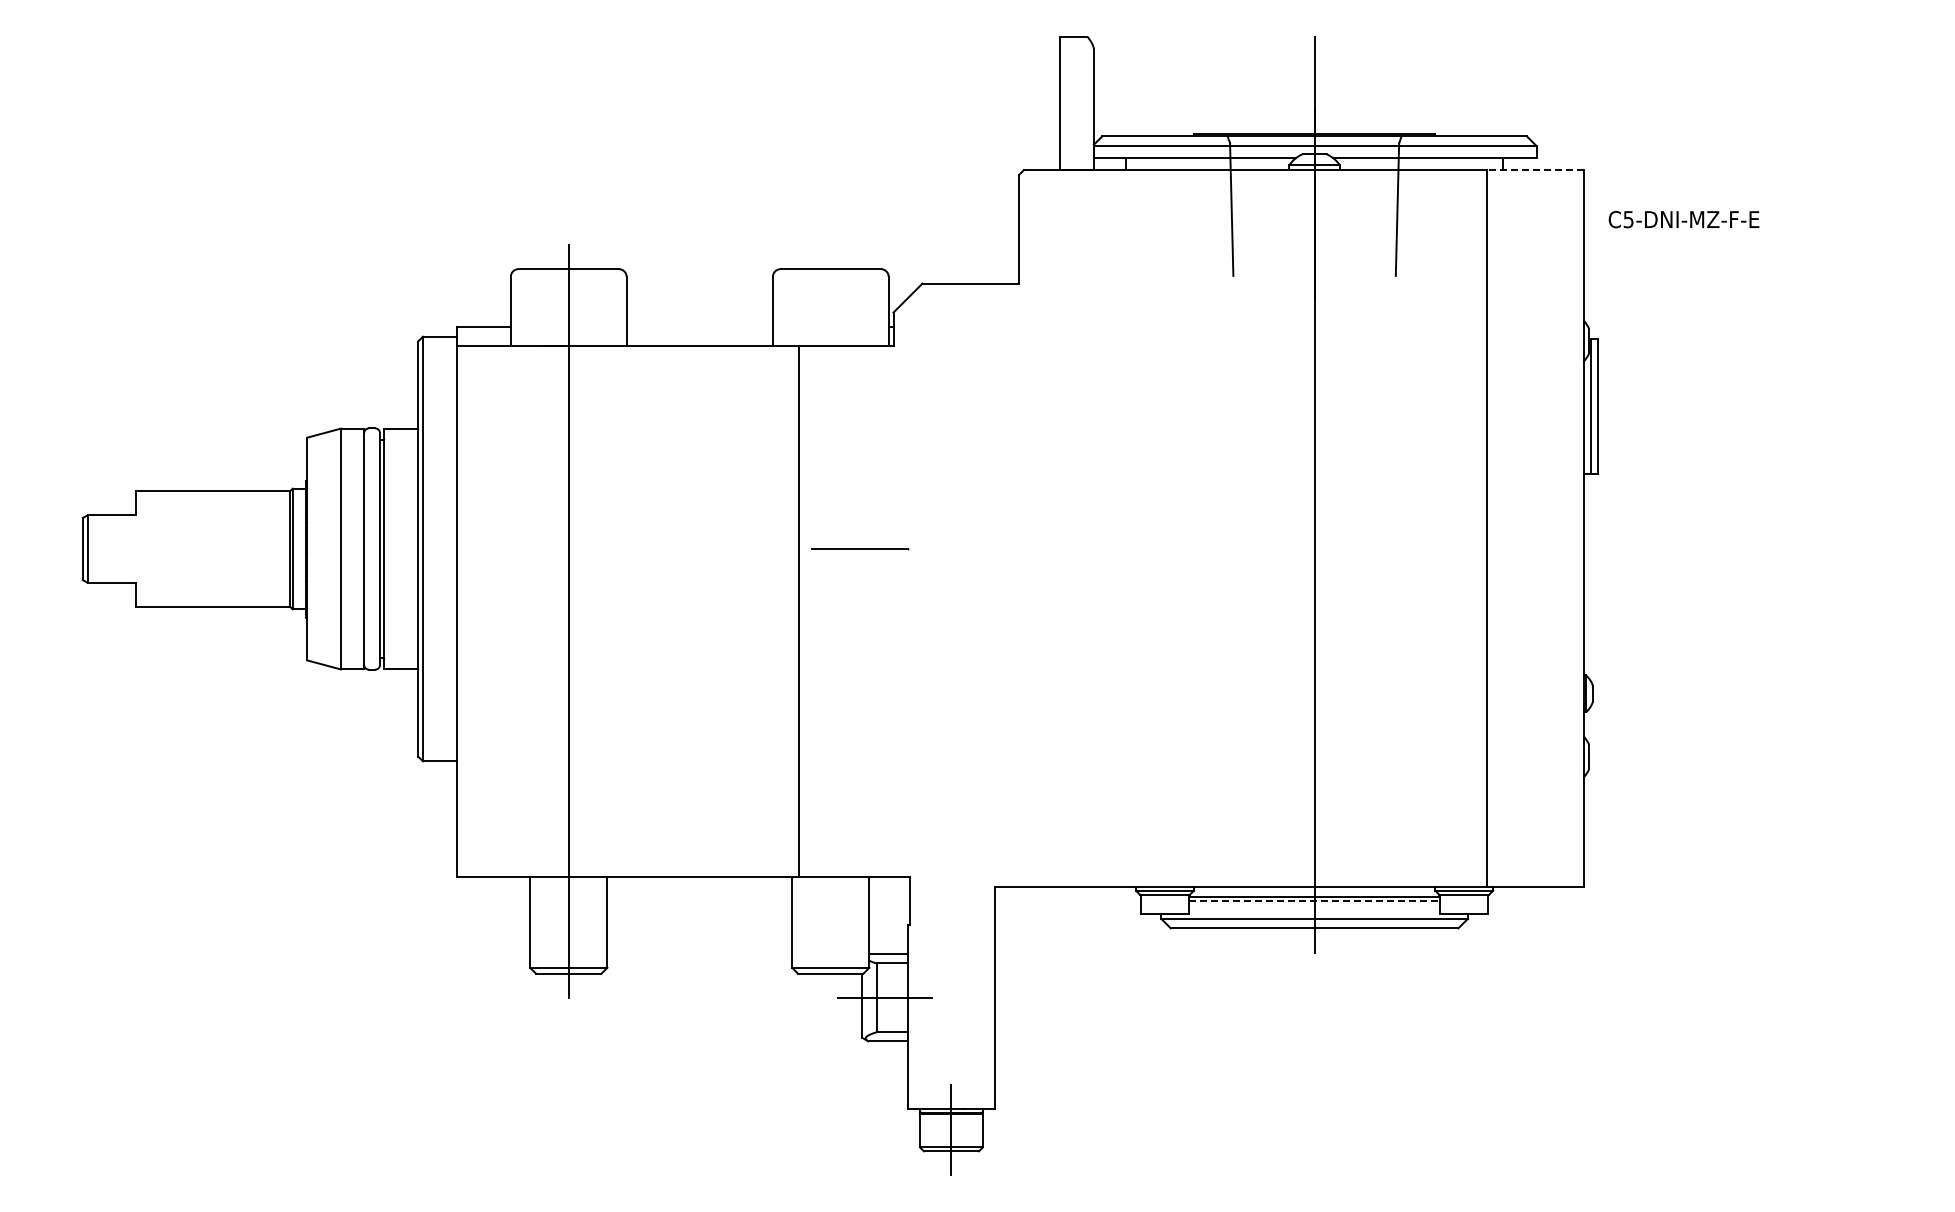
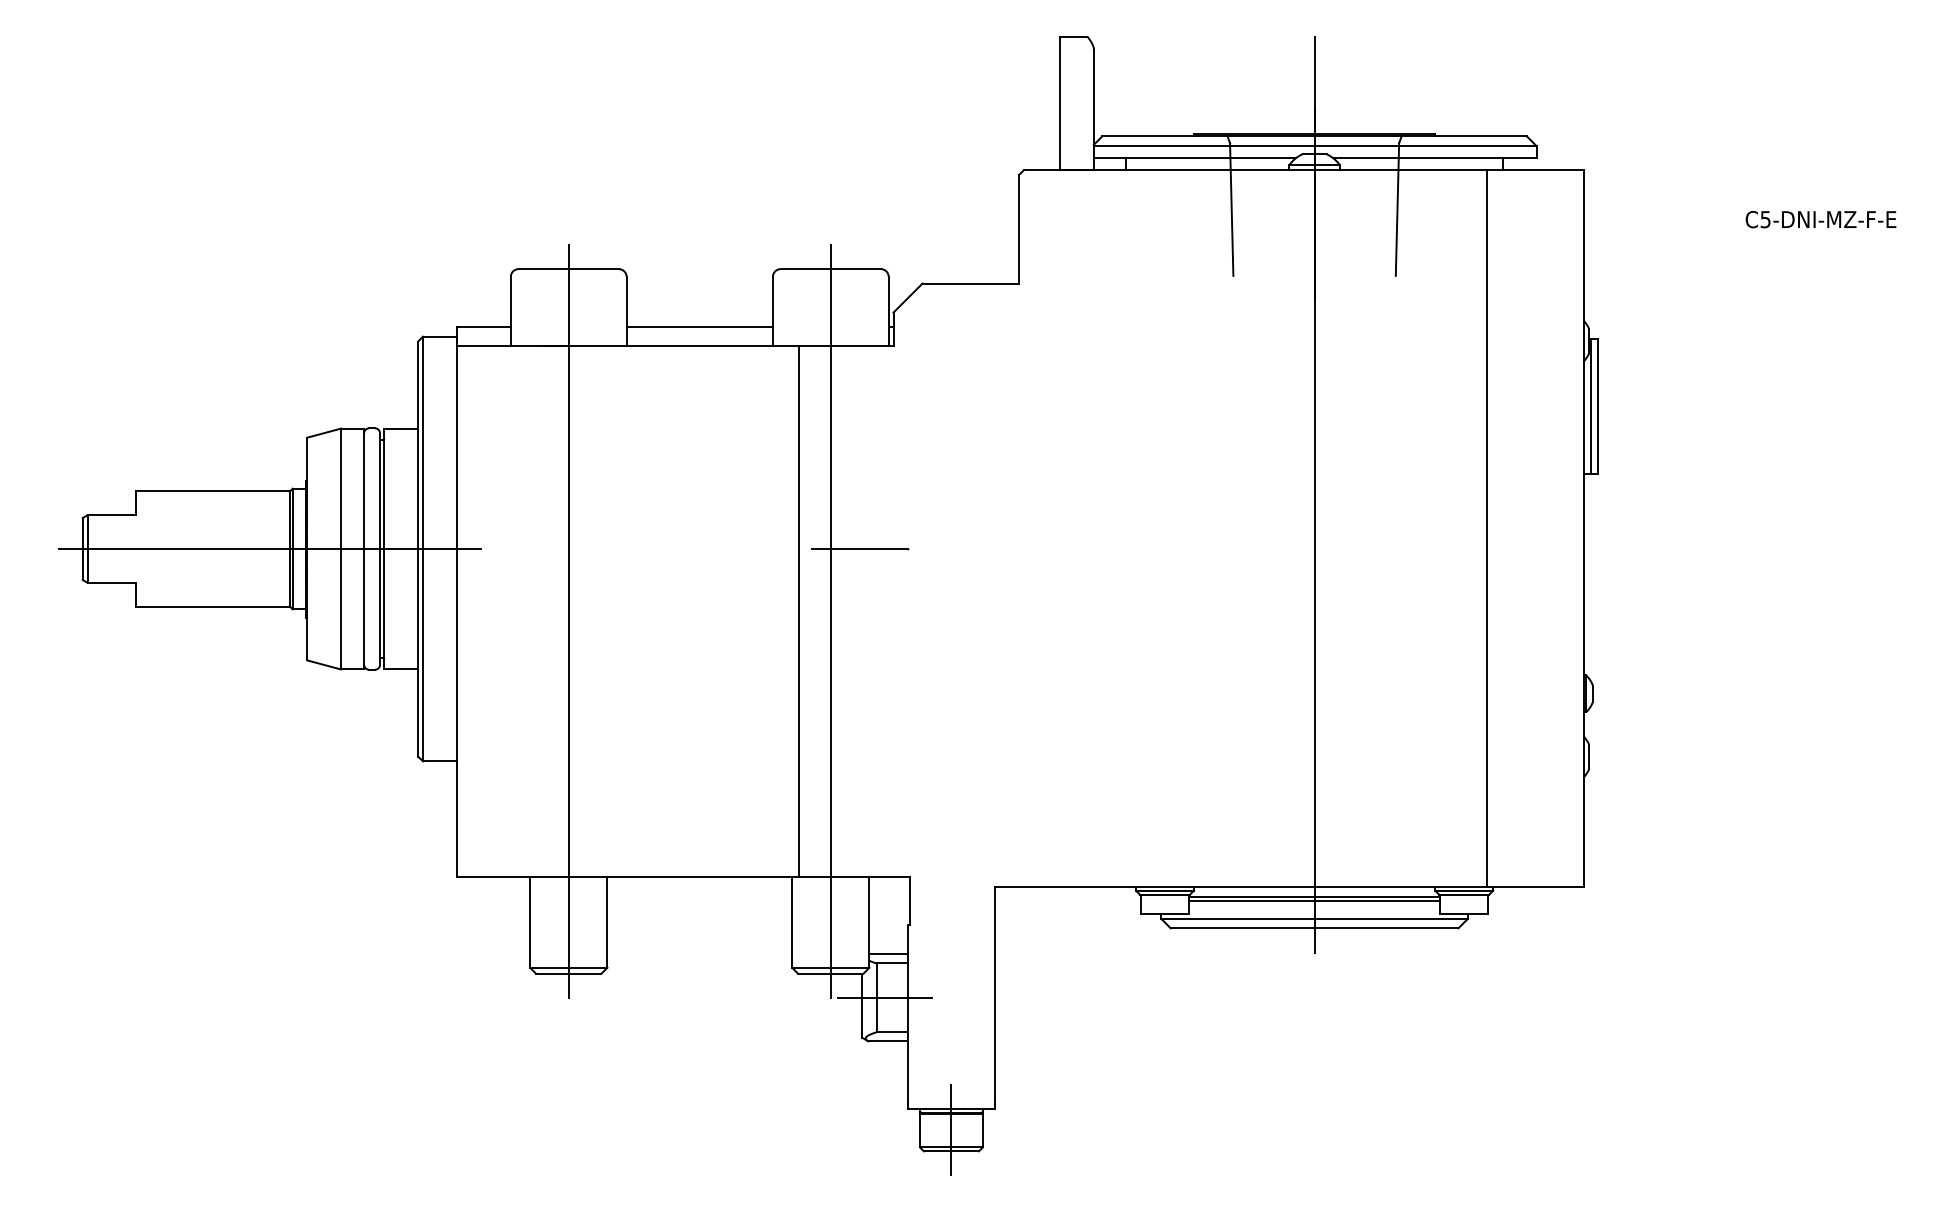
line: dashed -> solid (1534, 170)
text position: (1683, 219) -> (1820, 219) (1820, 219)
line: none -> present (699, 327)
line: none -> present (269, 549)
line: none -> present (830, 621)
line: dashed -> solid (1315, 901)
